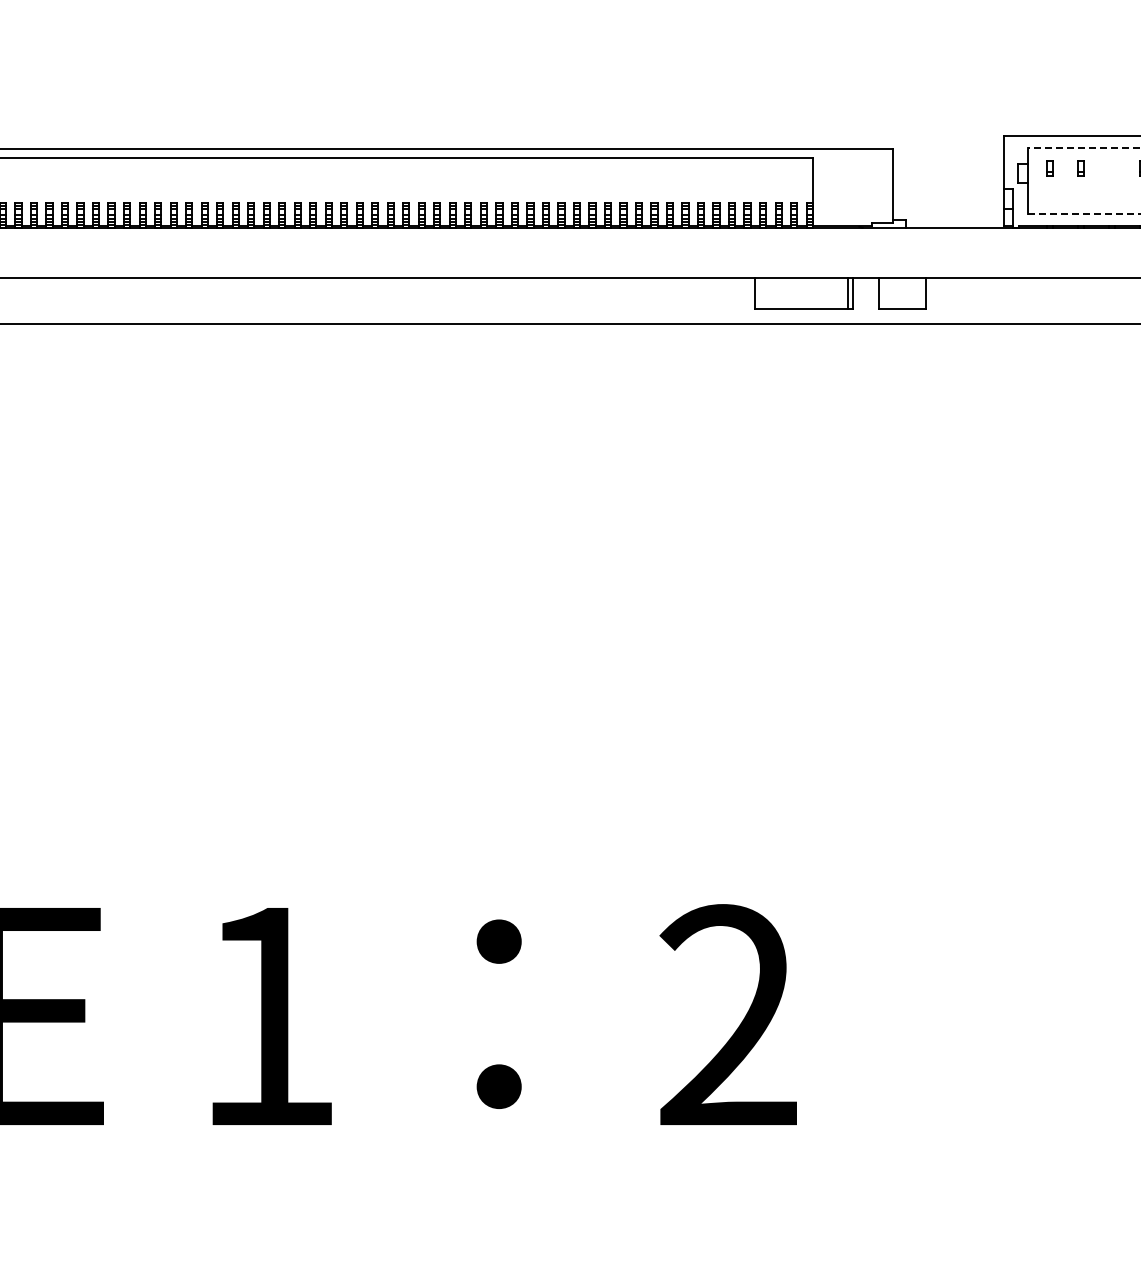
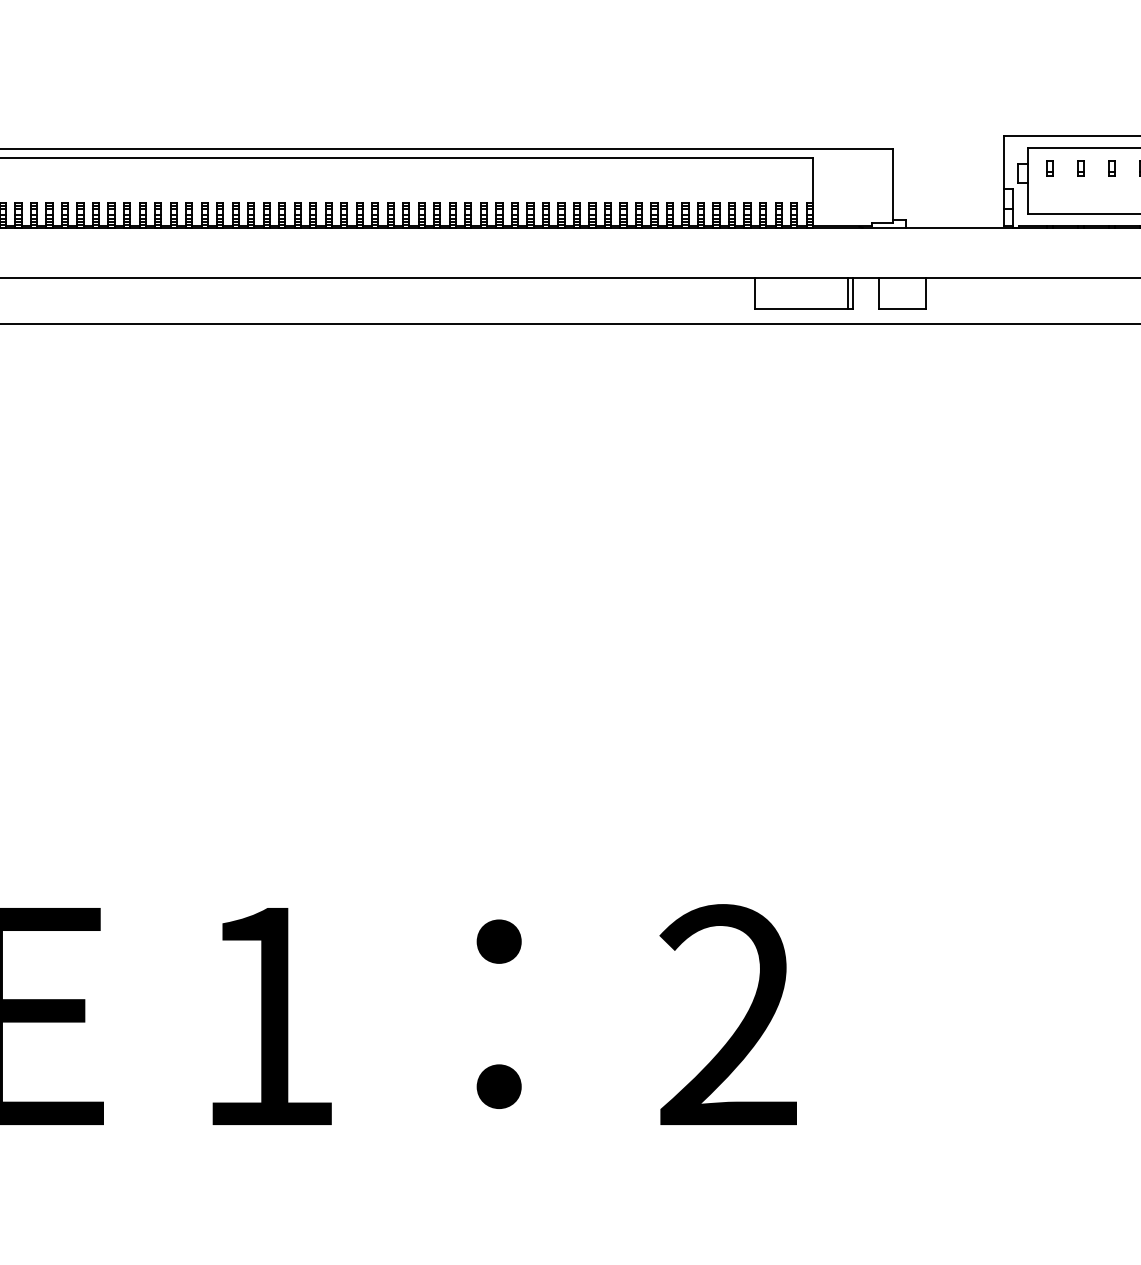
line: dashed -> solid (1084, 148)
part: none -> present (1111, 168)
line: dashed -> solid (1084, 213)
